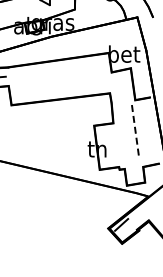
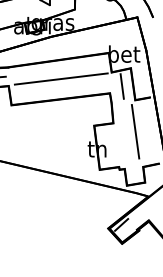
line: none -> present (60, 78)
line: none -> present (121, 86)
line: dashed -> solid (135, 131)
